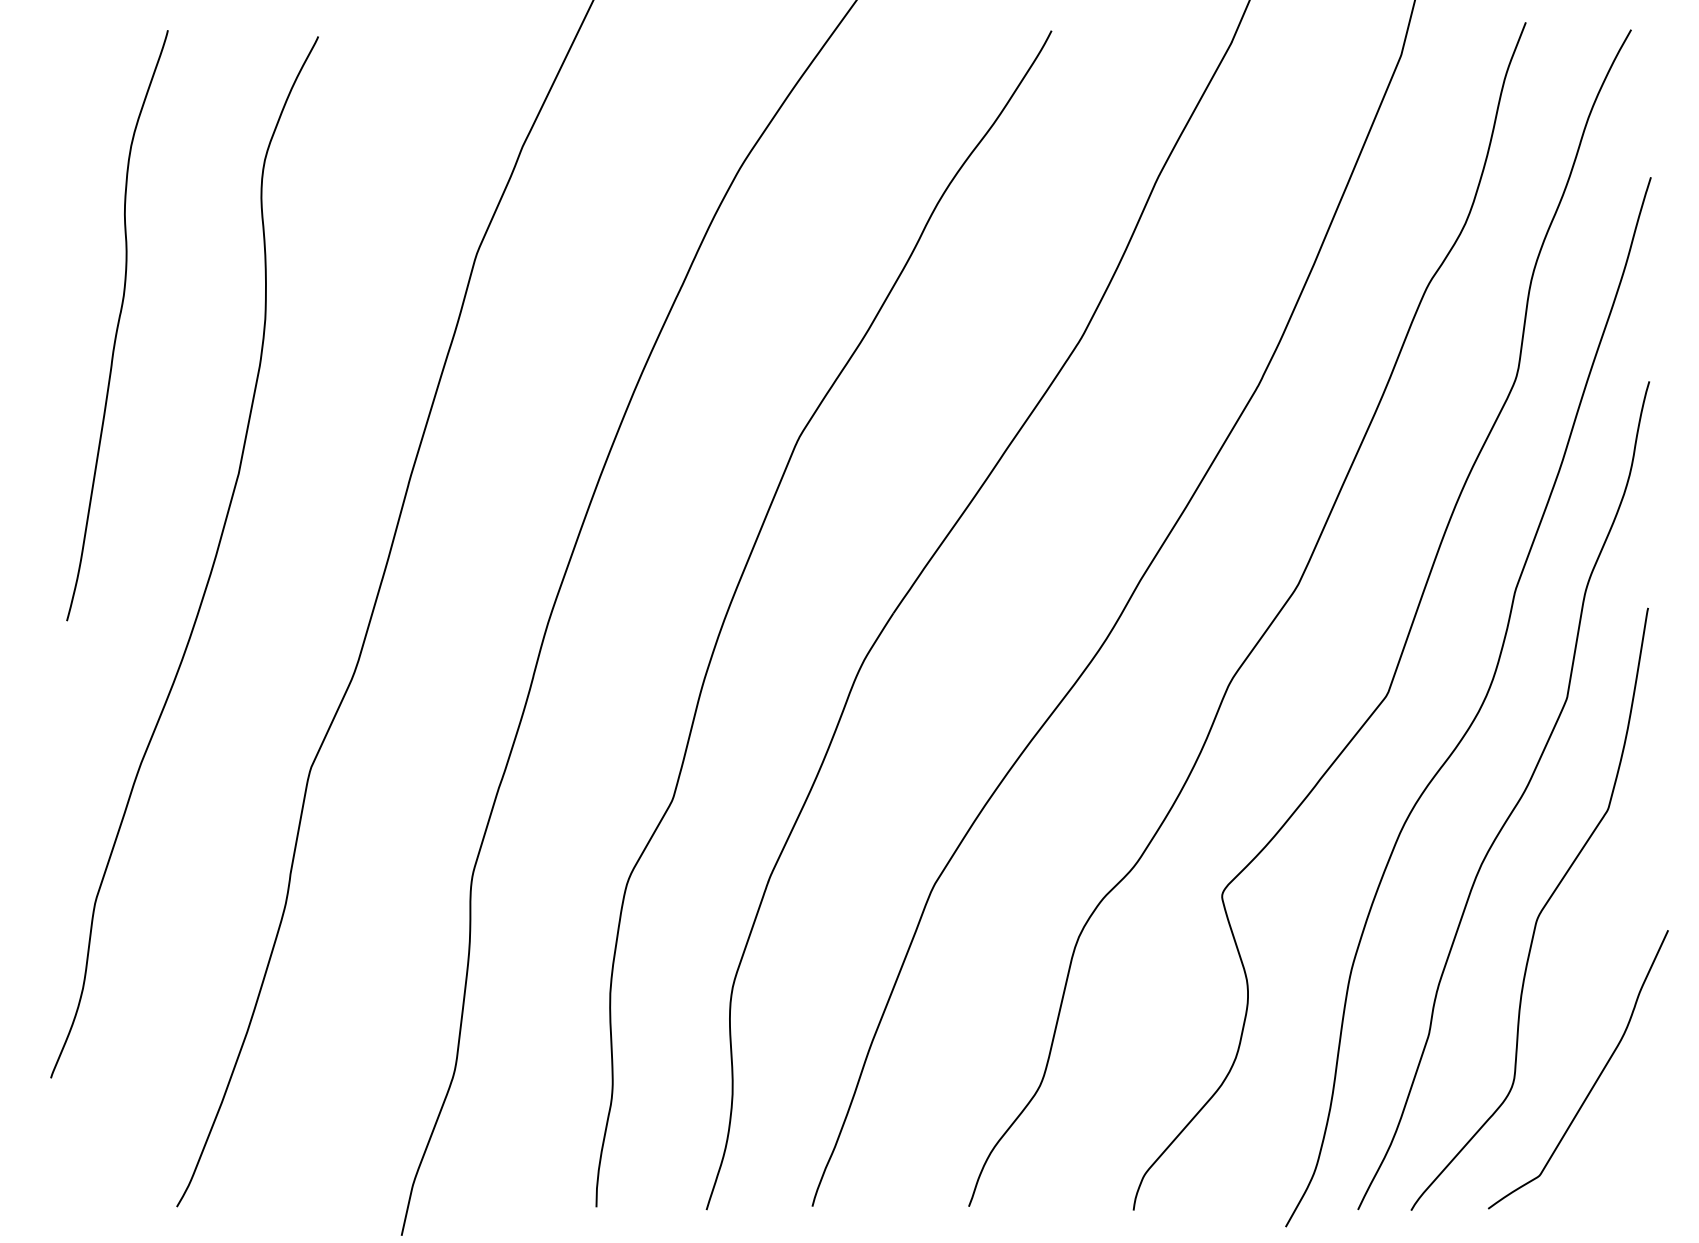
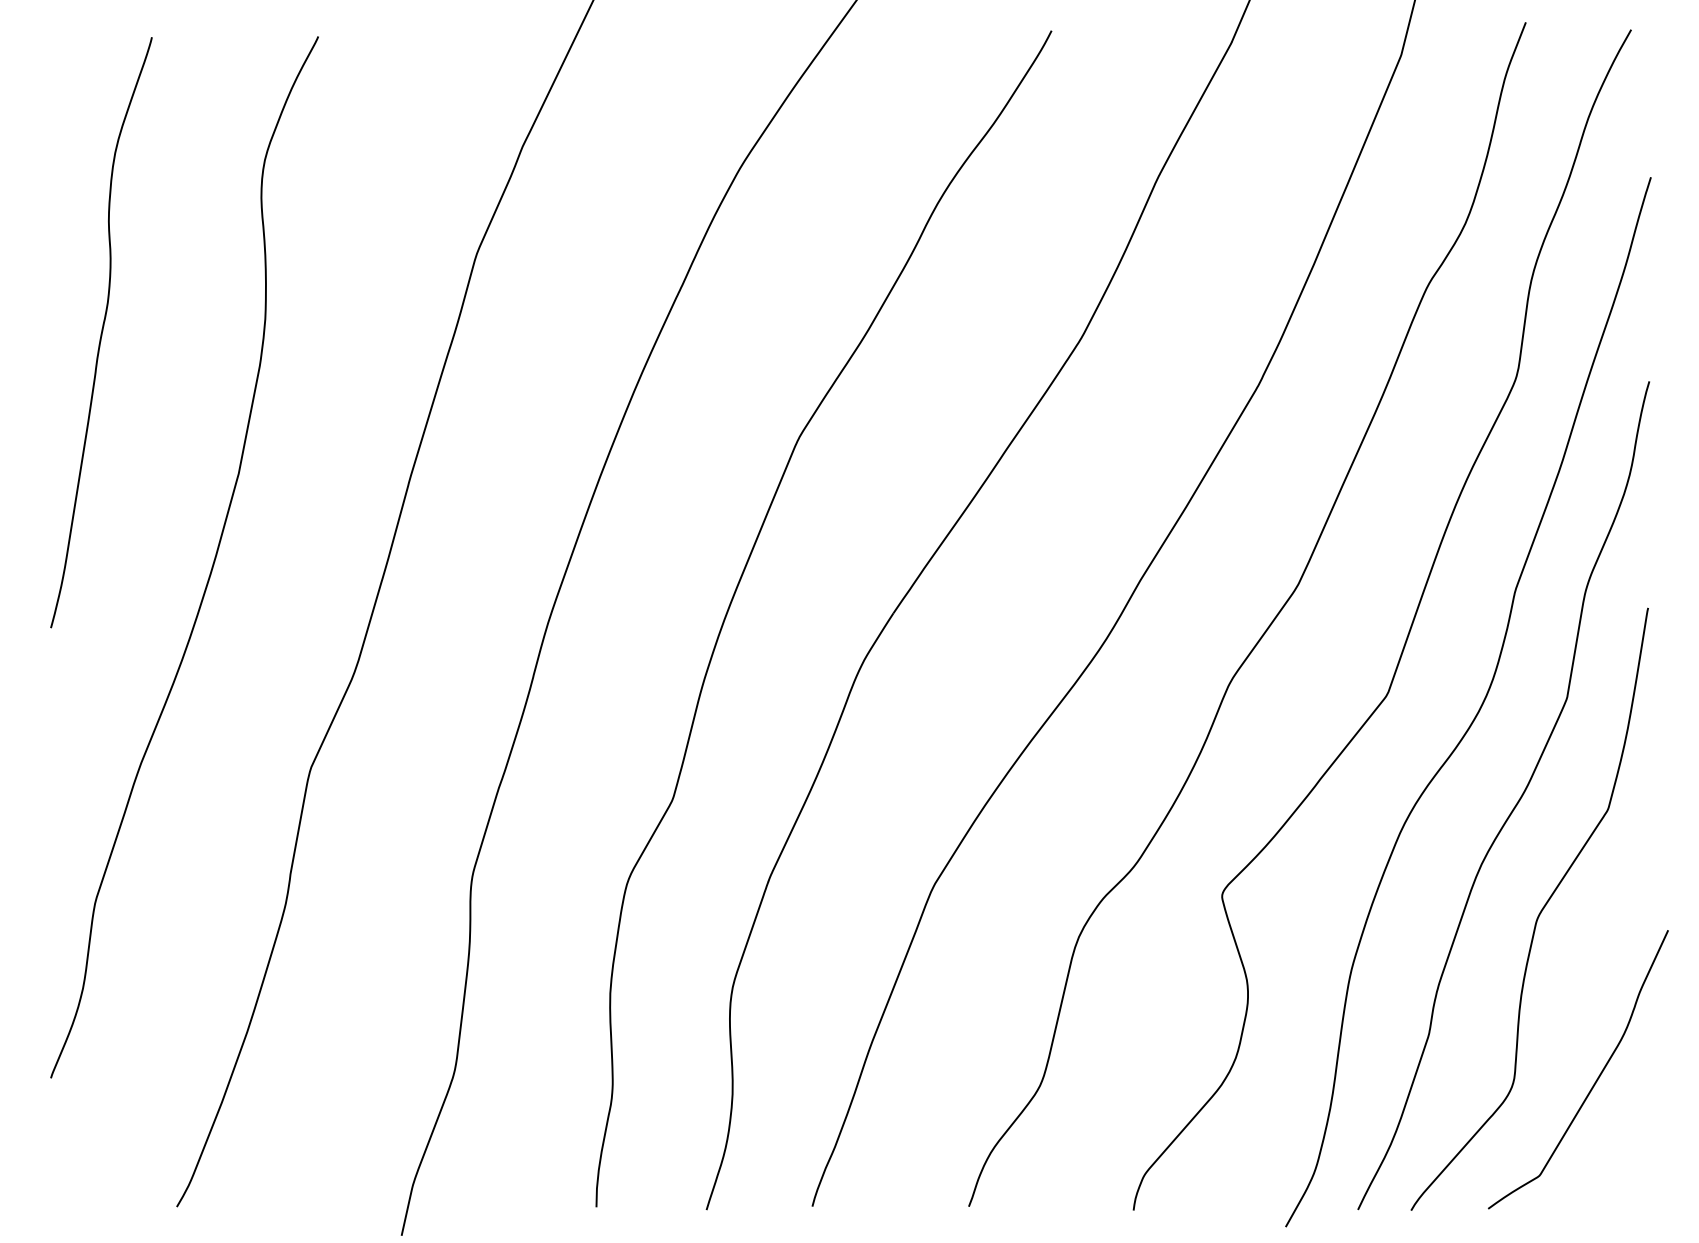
curve position: (117, 325) -> (101, 332) (101, 332)
